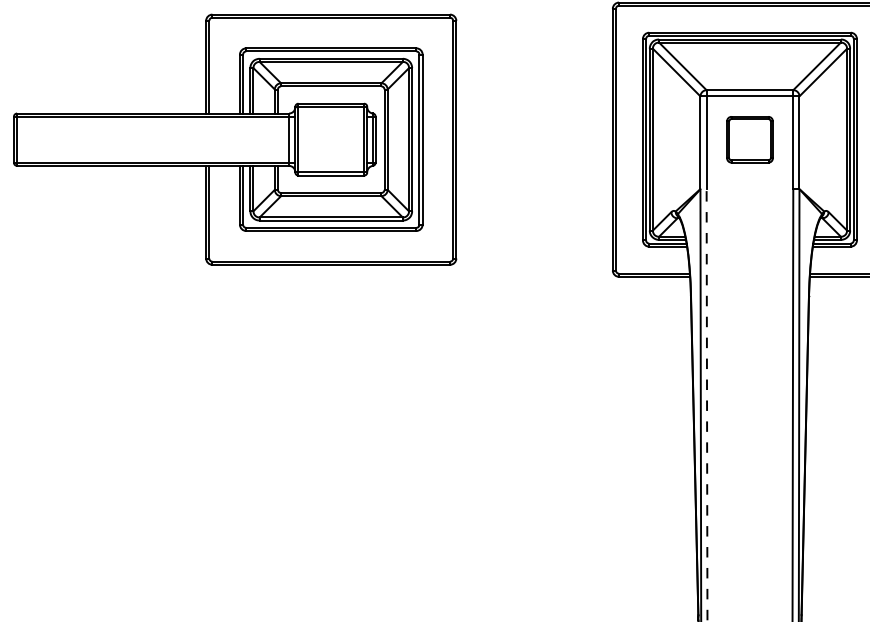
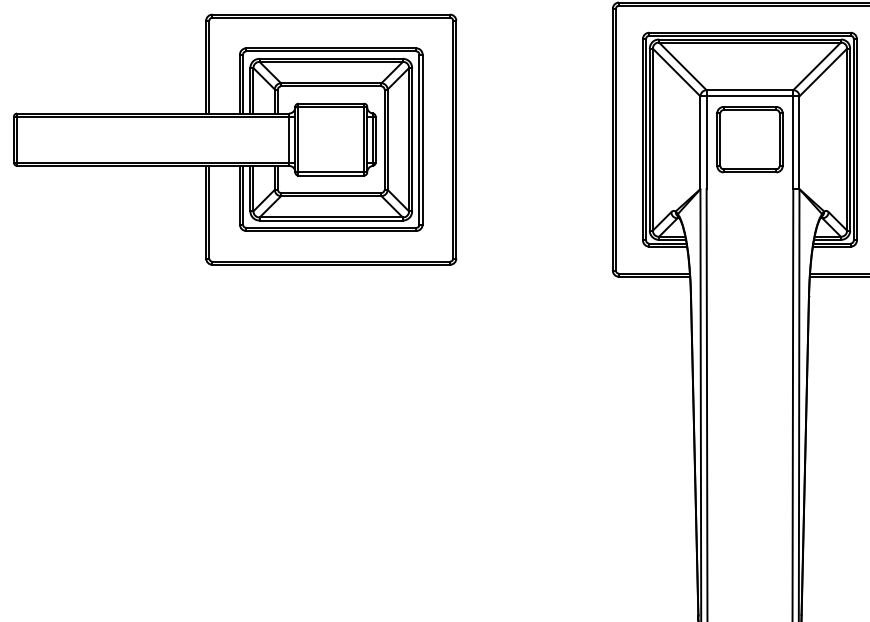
part size: 48x48 px -> 68x68 px (749, 139)
line: dashed -> solid (707, 405)
